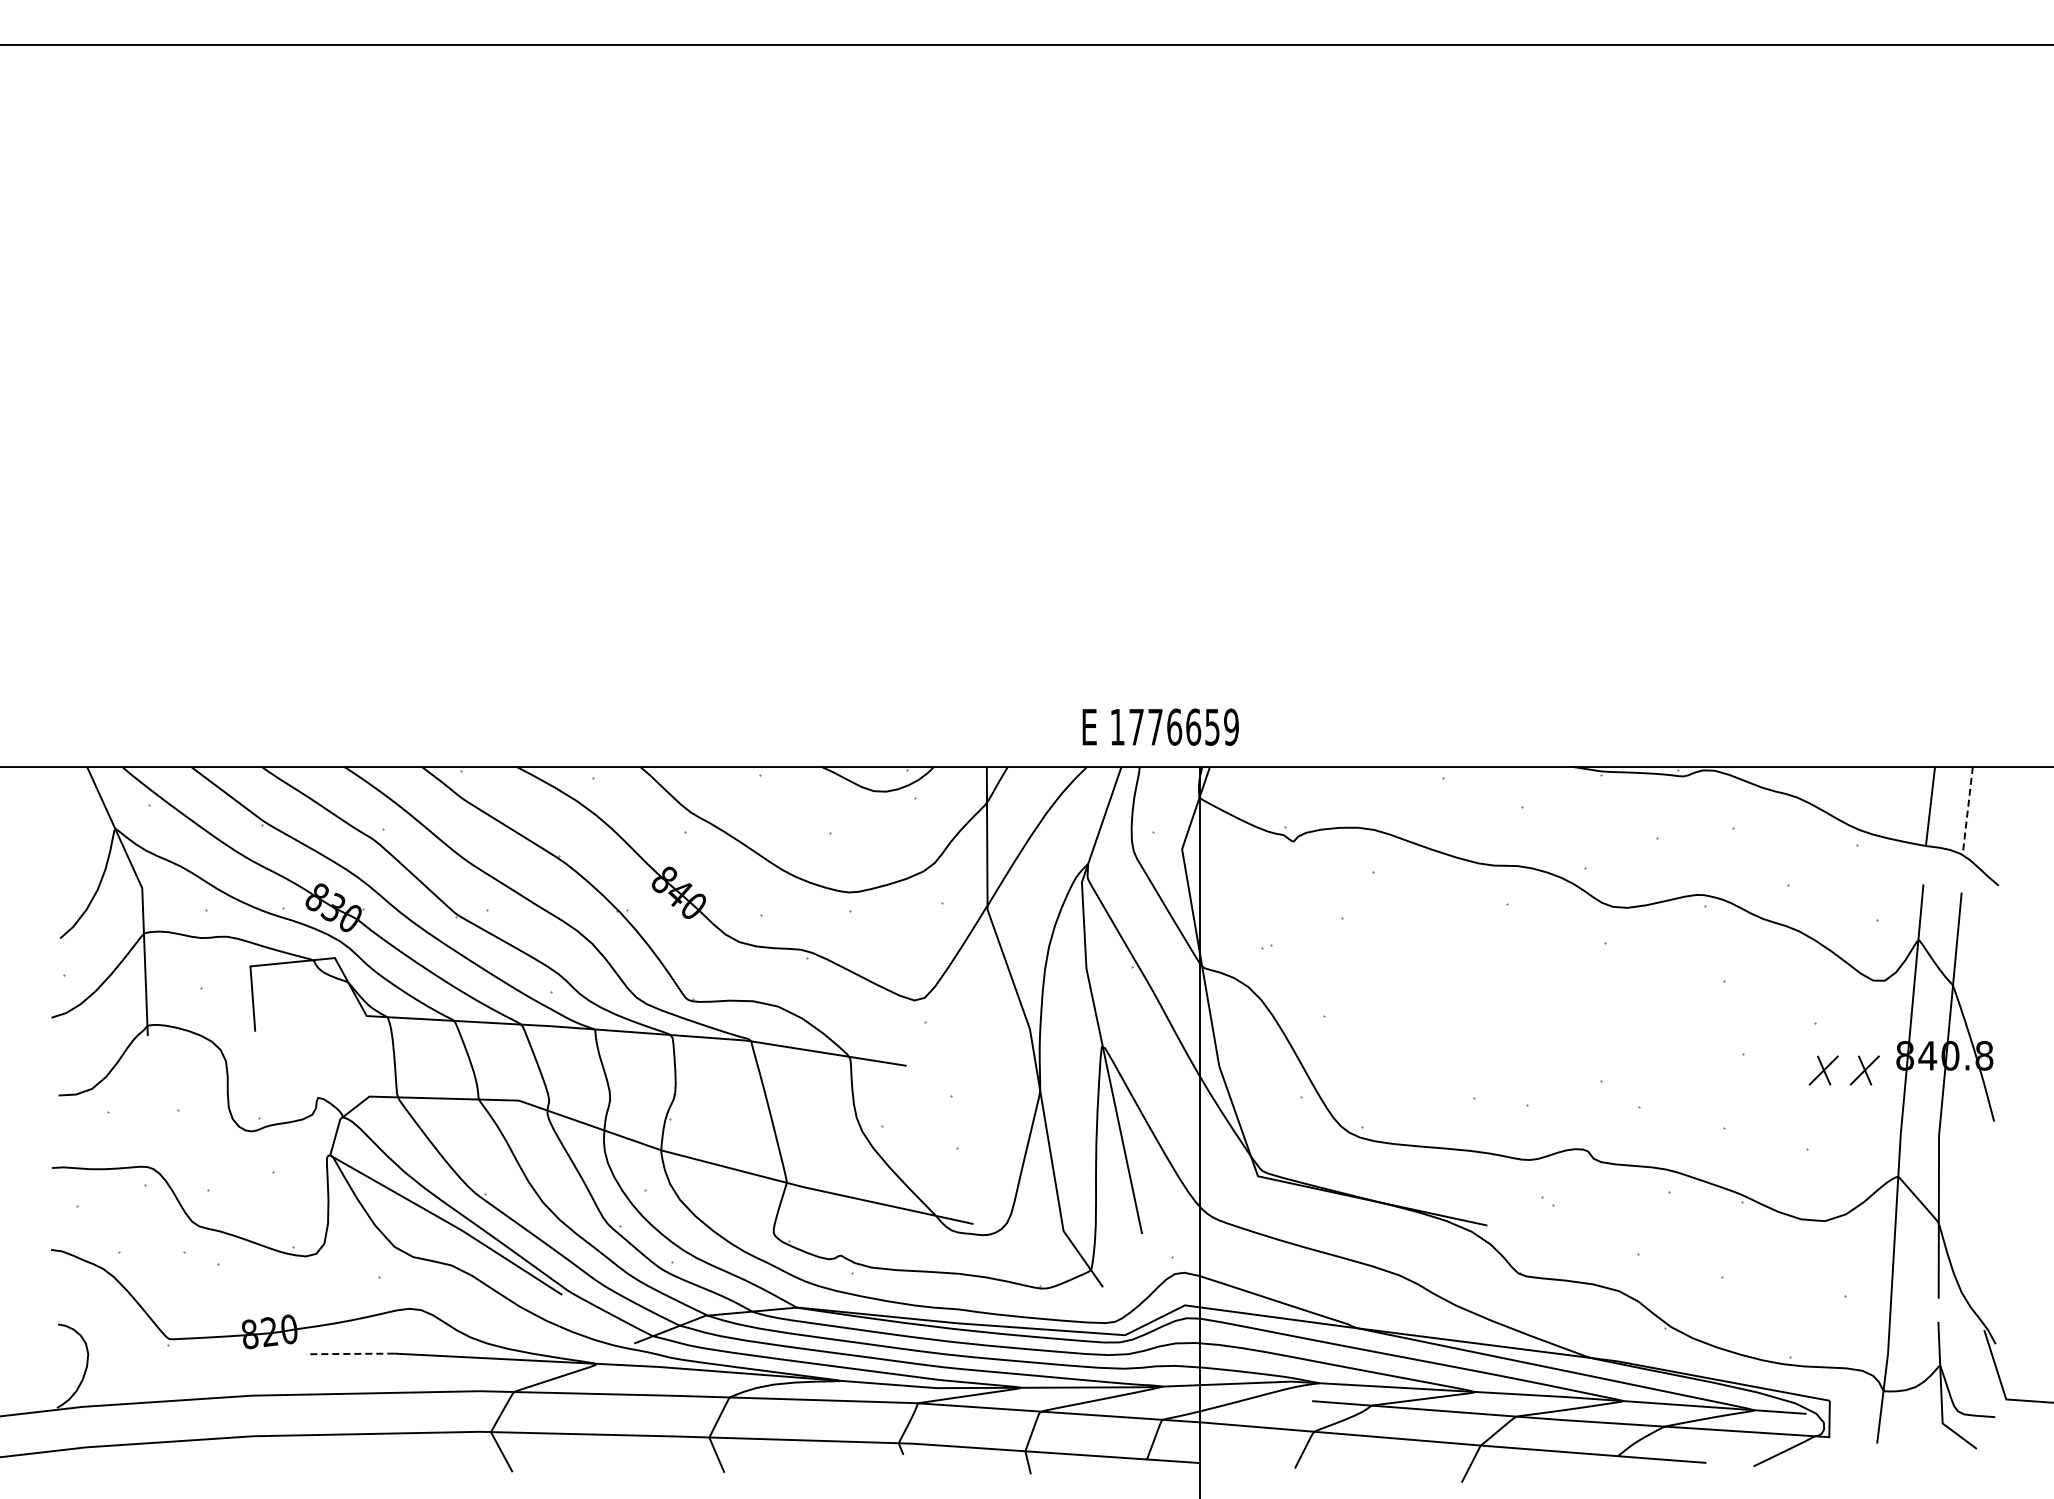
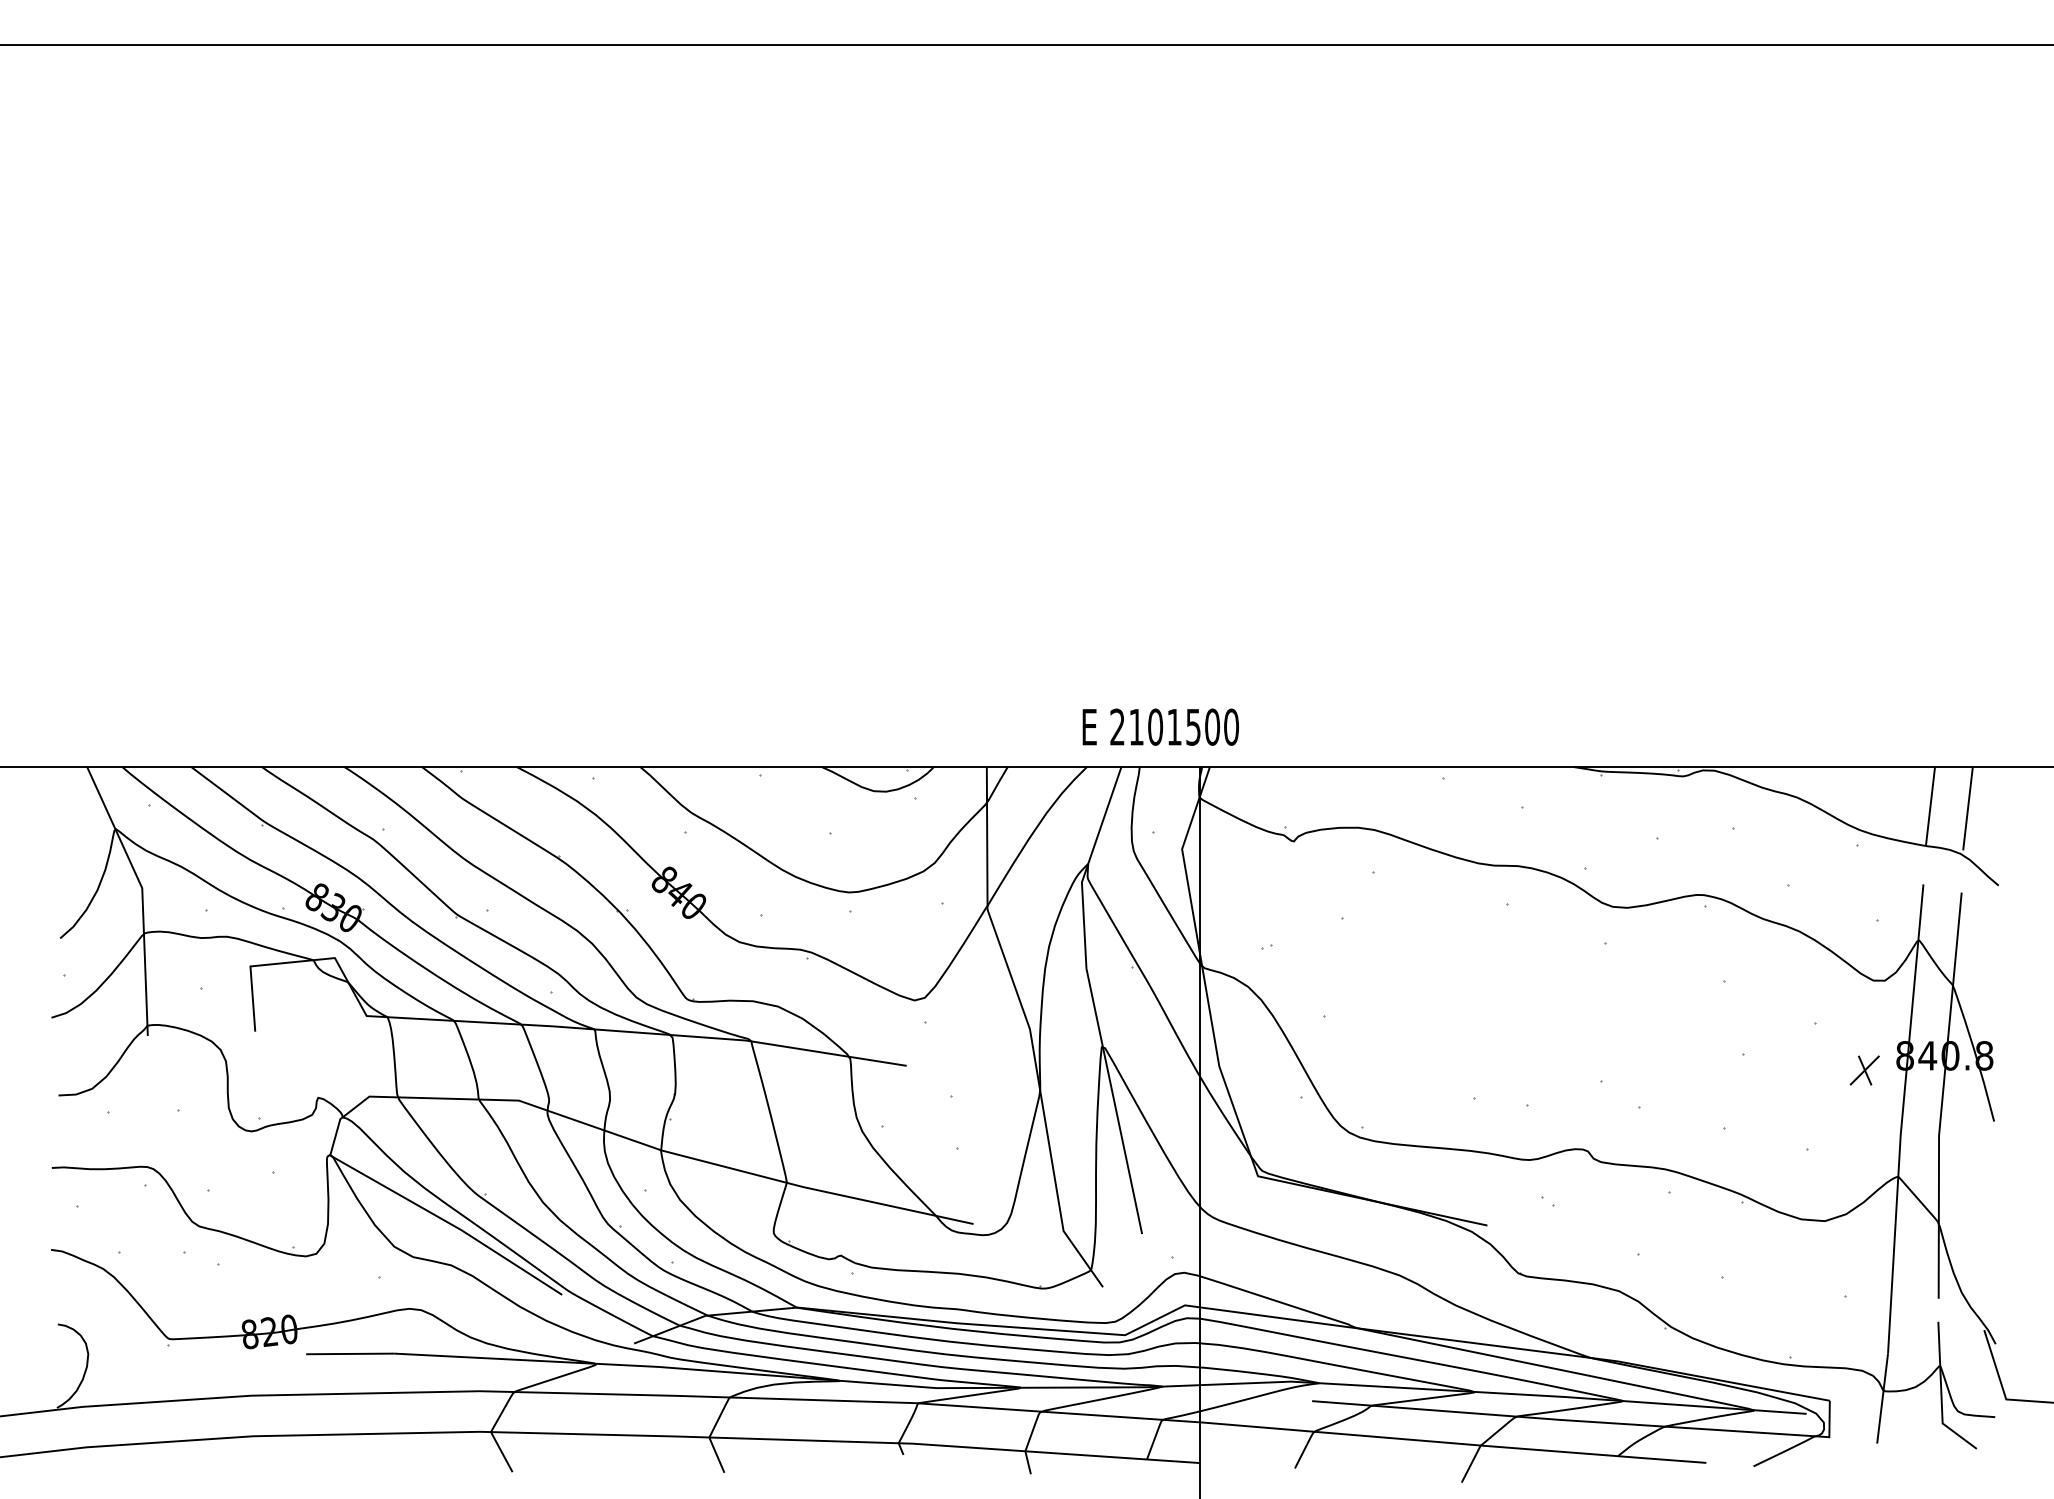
text: 1776659 -> 2101500 (1174, 726)
line: dashed -> solid (1968, 808)
part: present -> none (1823, 1070)
line: dashed -> solid (349, 1353)
